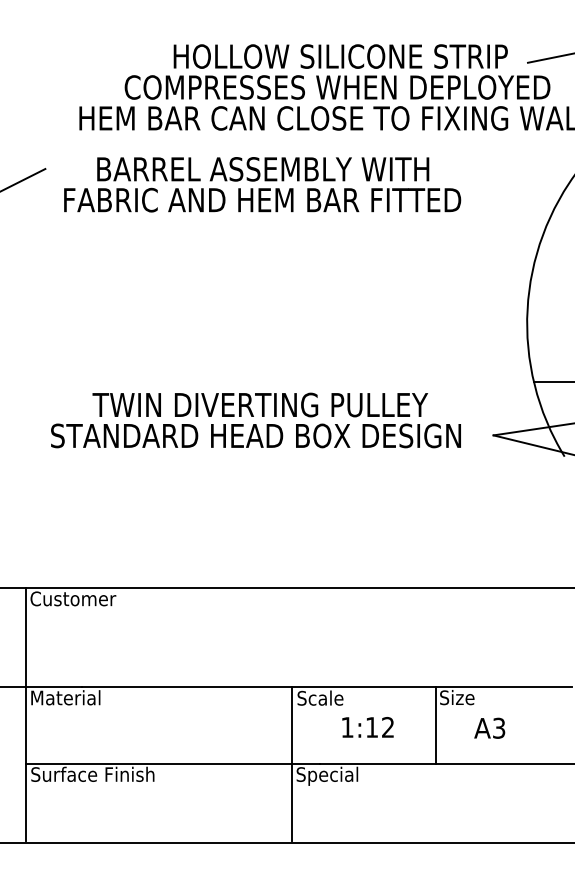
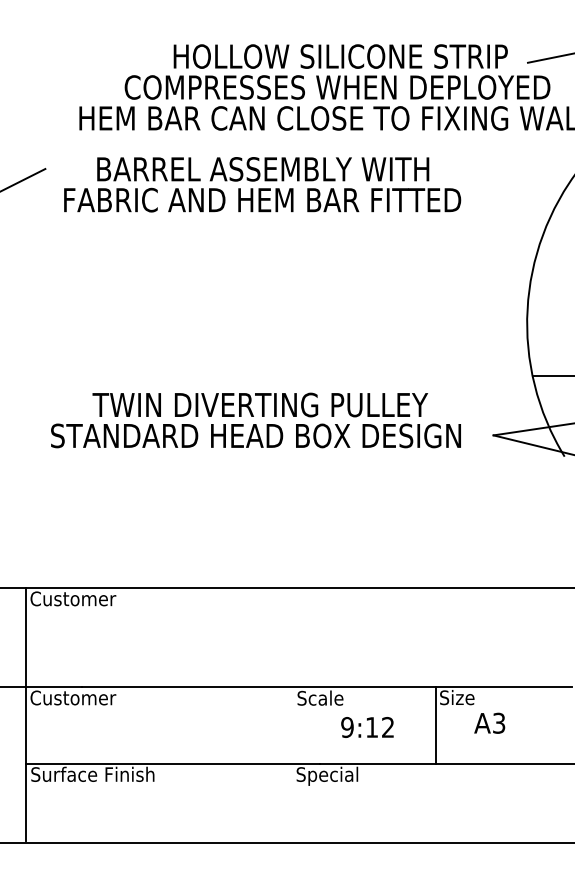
line position: (552, 382) -> (552, 376) (552, 376)
text: Material -> Customer (73, 697)
text: 1:12 -> 9:12 (347, 727)
text position: (489, 727) -> (489, 722) (489, 722)
line: present -> none (292, 763)
